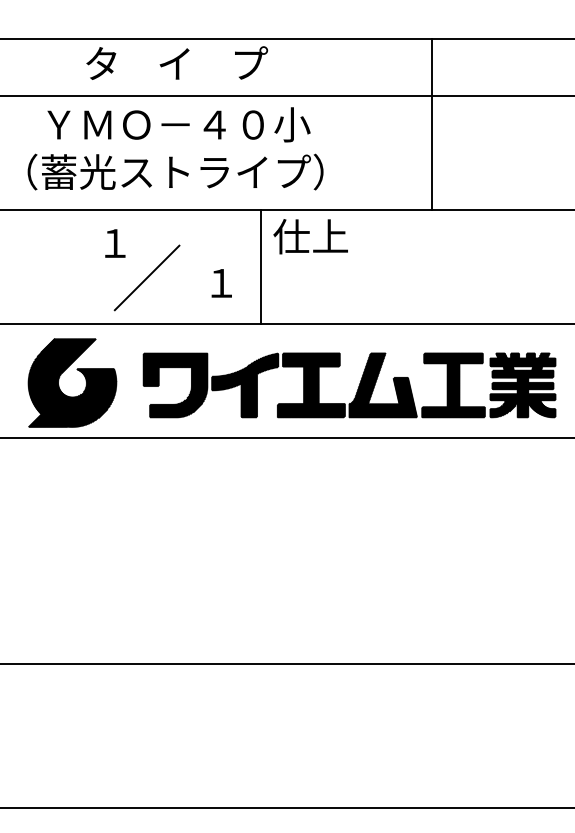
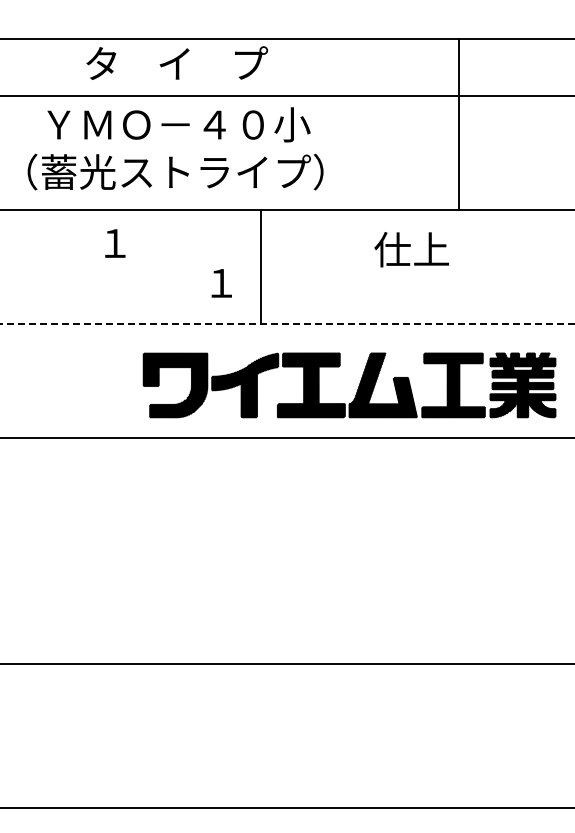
line position: (432, 123) -> (459, 123) (459, 123)
text position: (310, 236) -> (411, 249) (411, 249)
line: present -> none (146, 277)
line: solid -> dashed (287, 323)
part: present -> none (80, 372)
